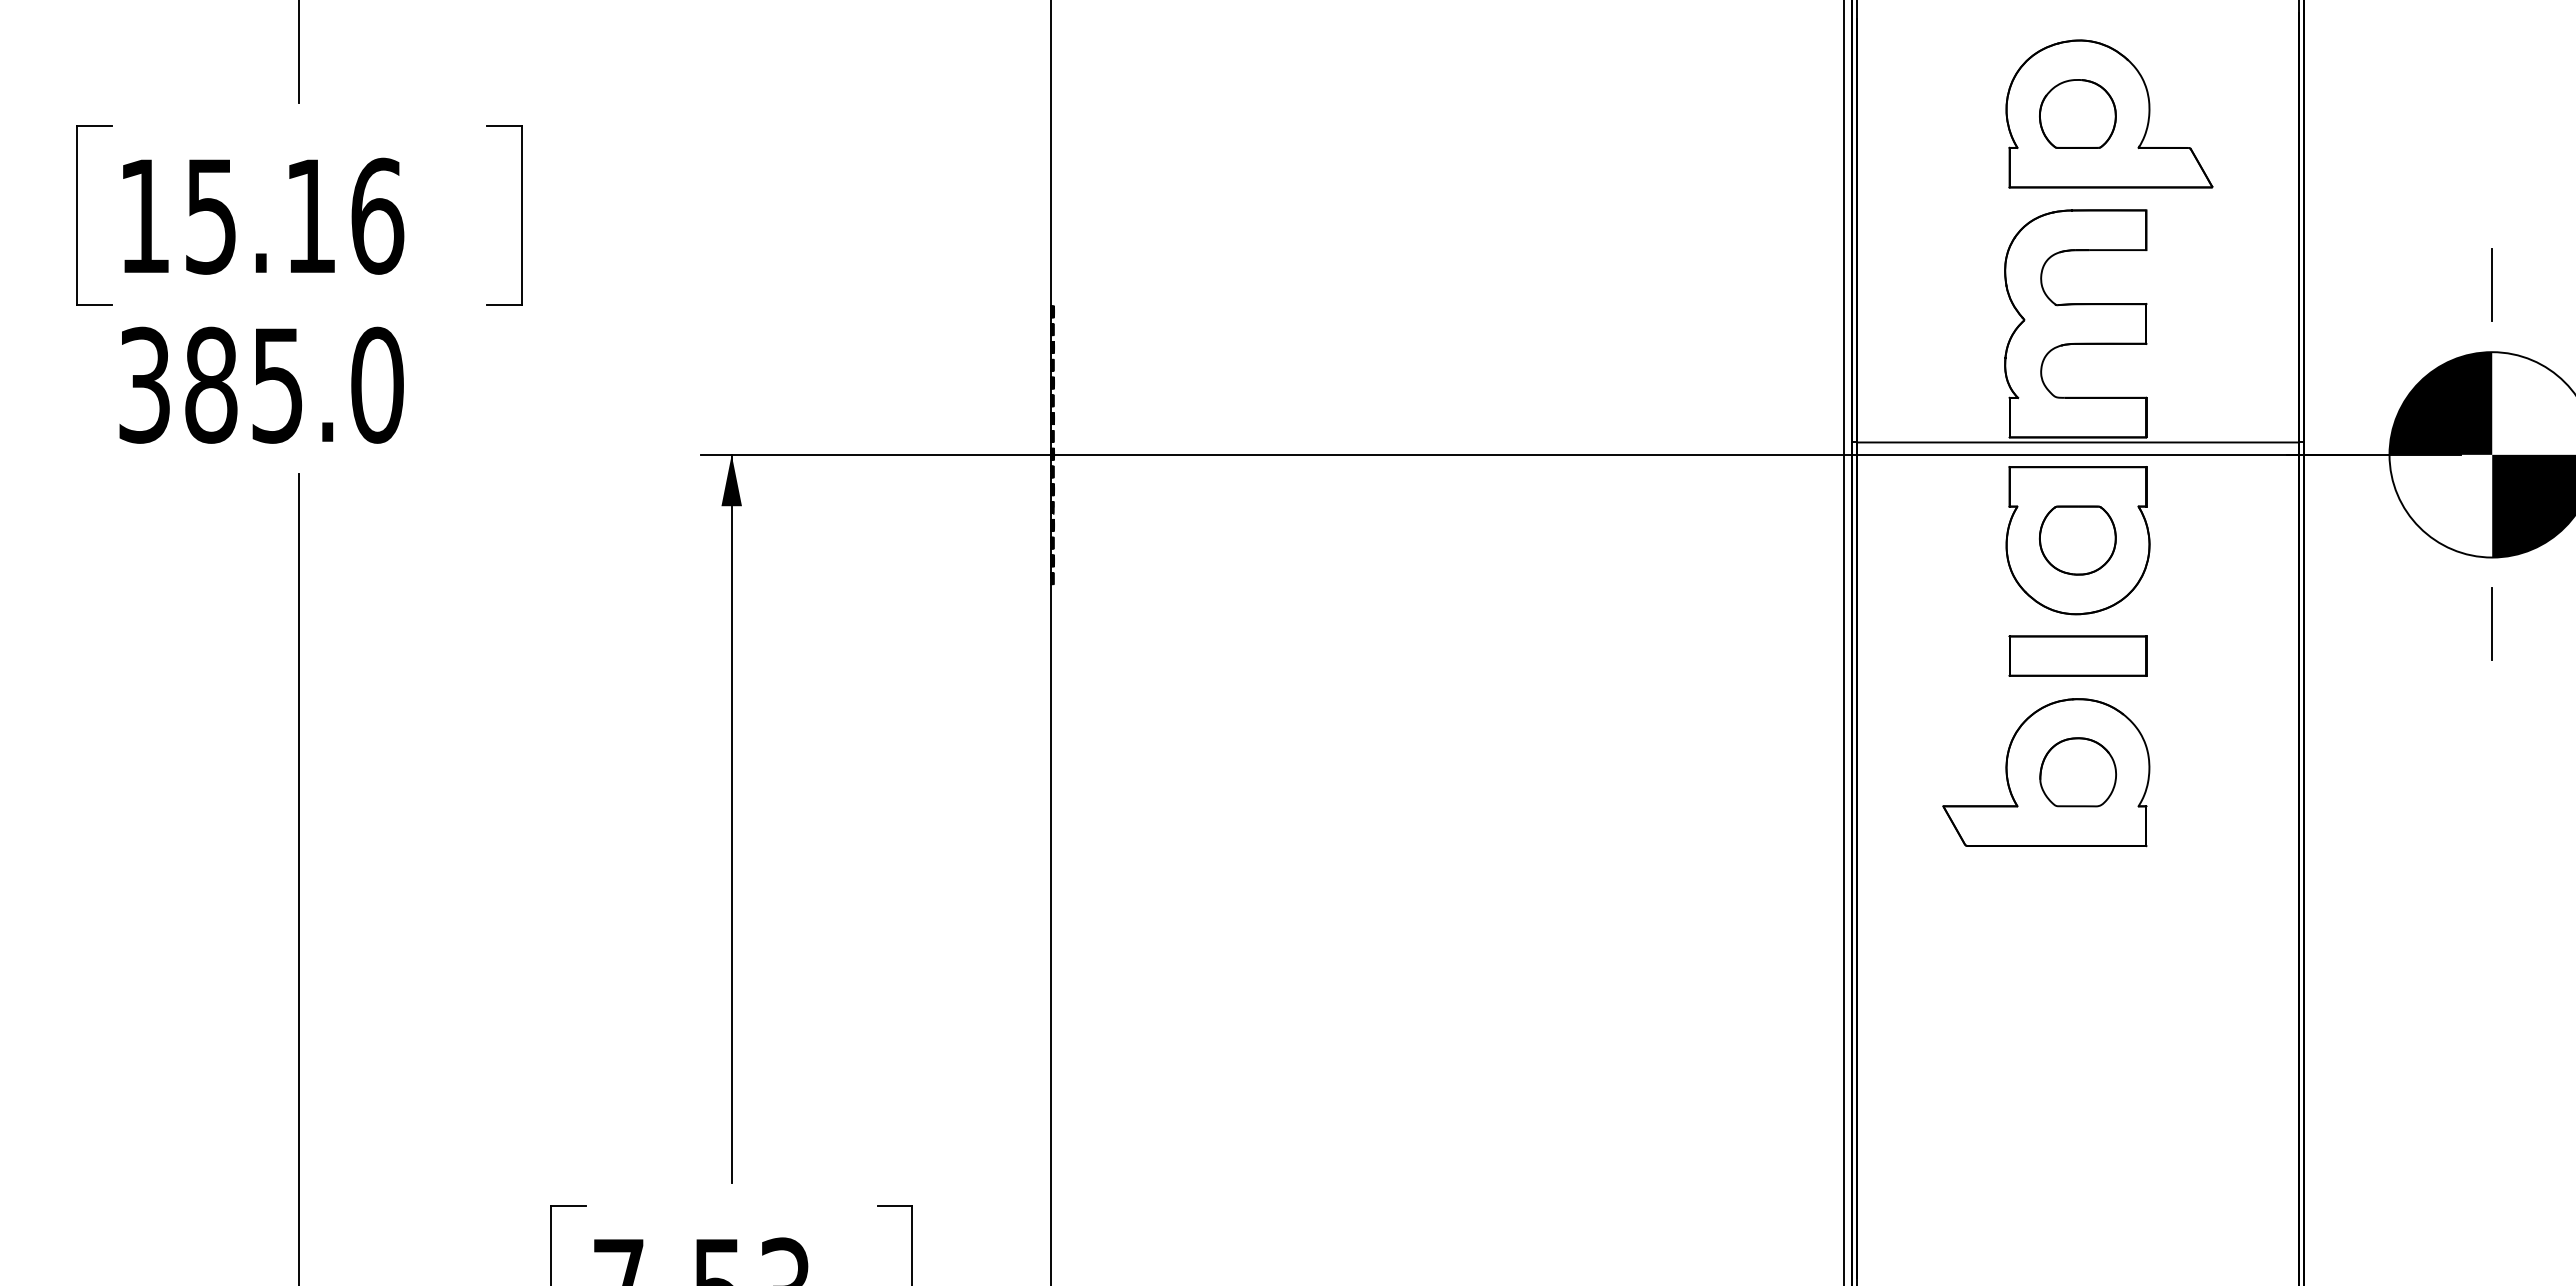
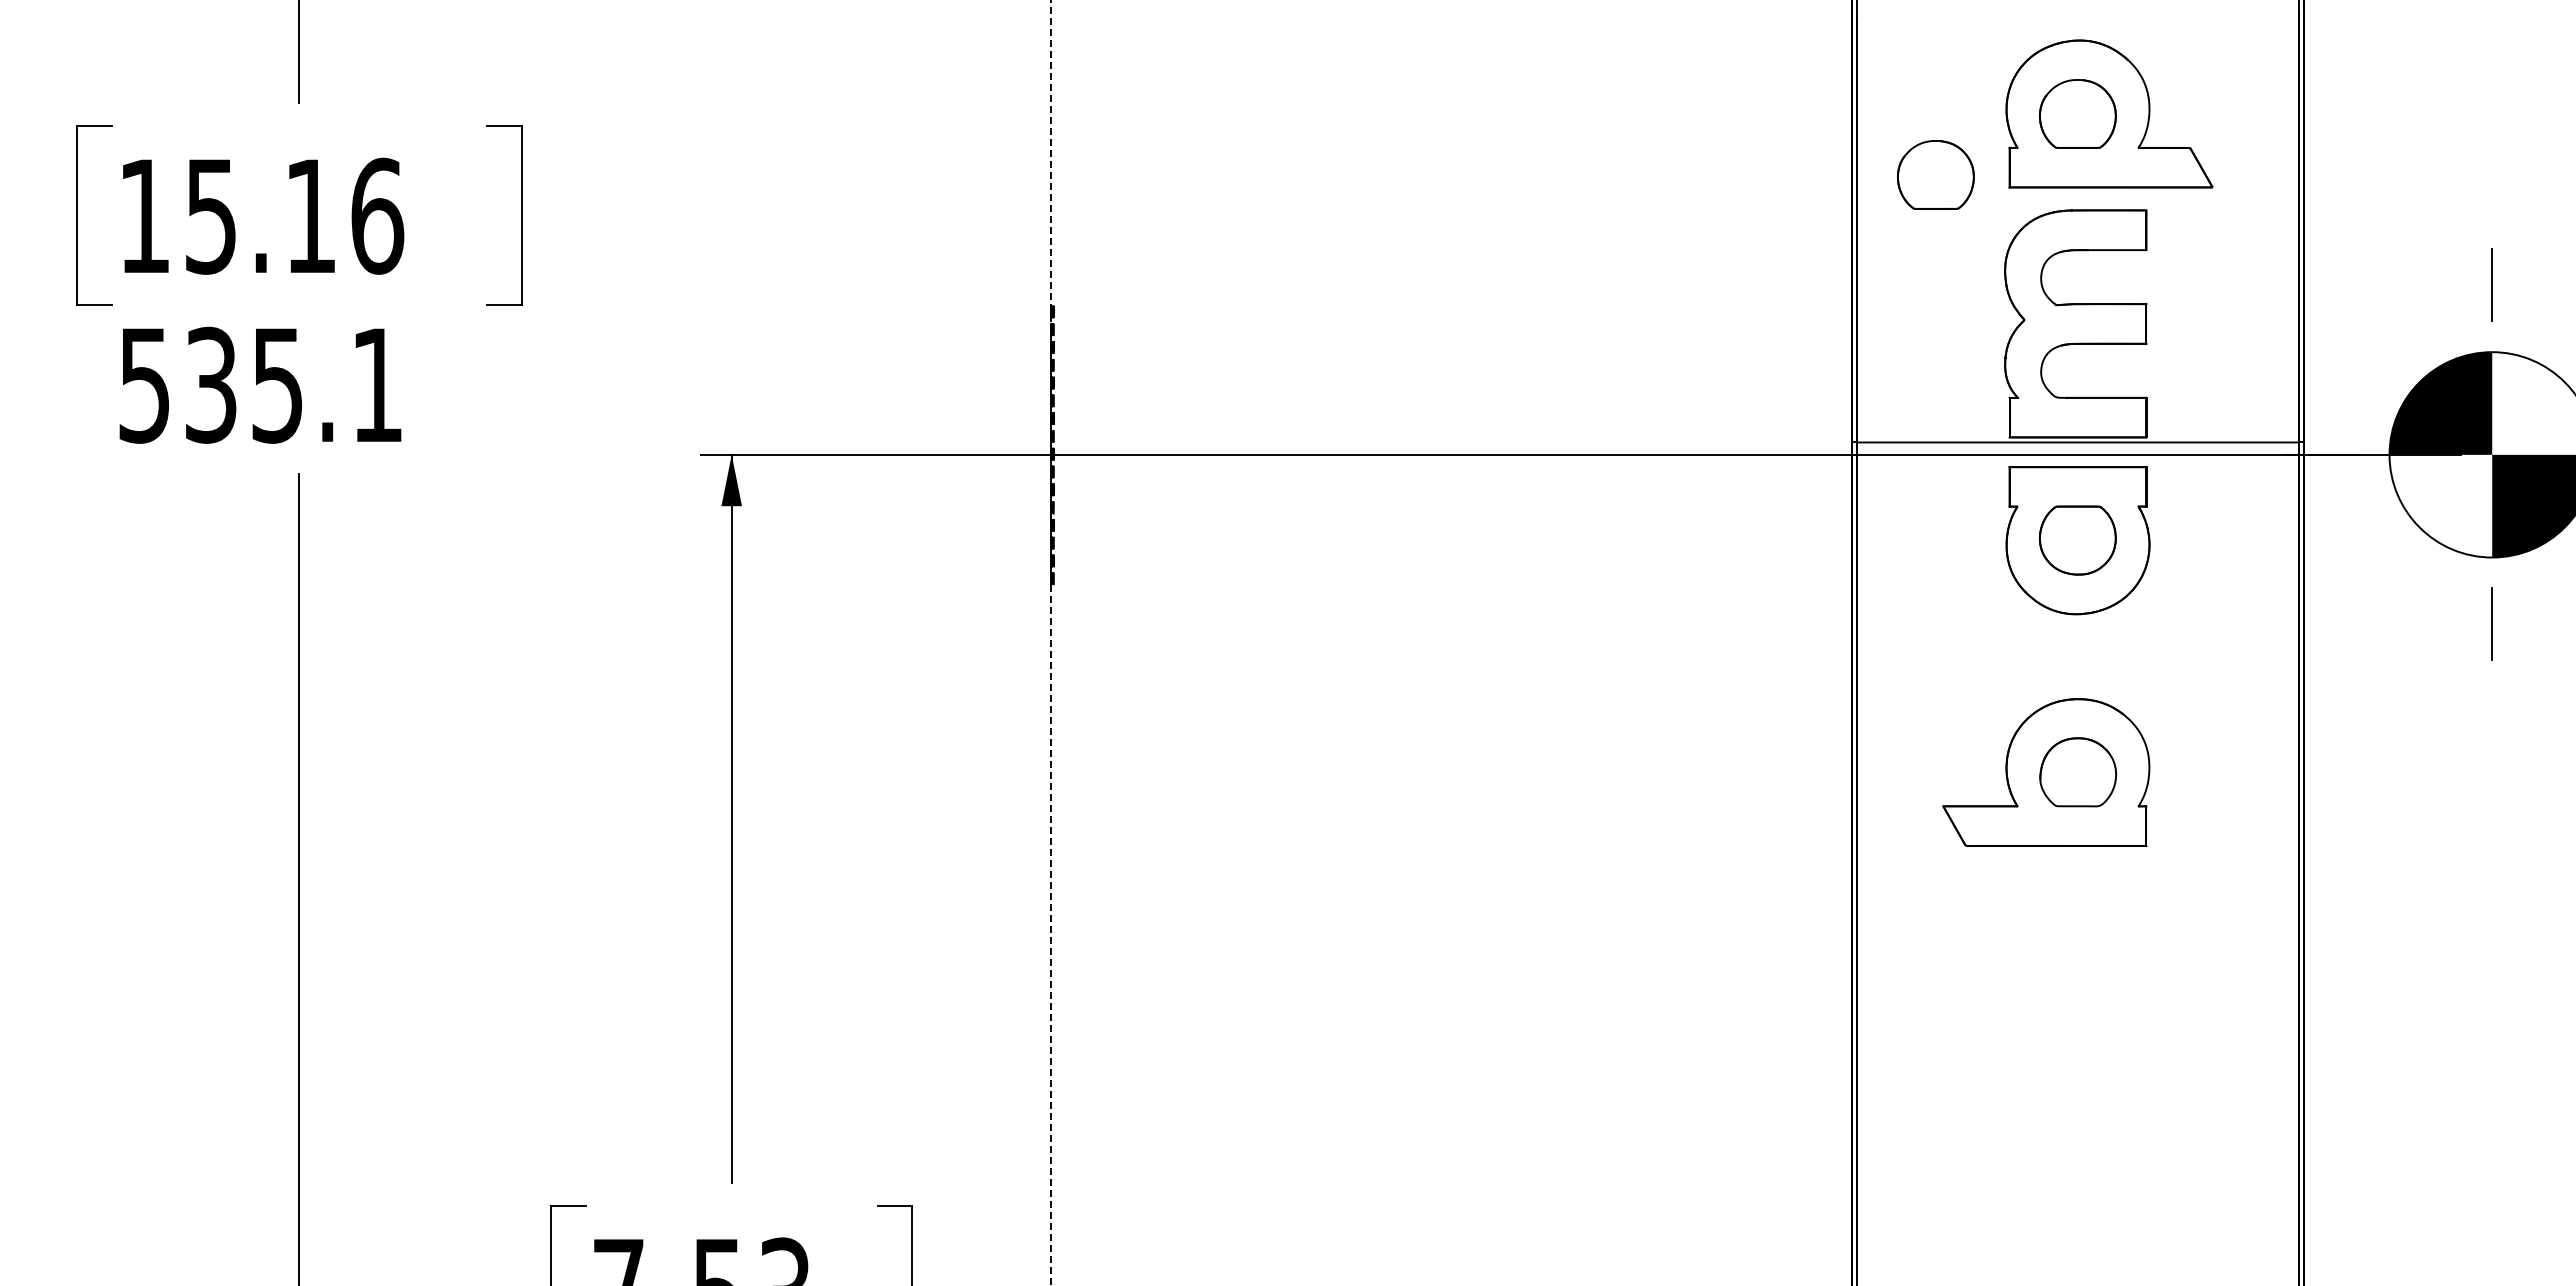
line: solid -> dashed (1051, 162)
part: none -> present (1935, 174)
text: 385.0 -> 535.1 (261, 384)
line: present -> none (1843, 642)
part: present -> none (2077, 655)
line: solid -> dashed (1051, 935)
